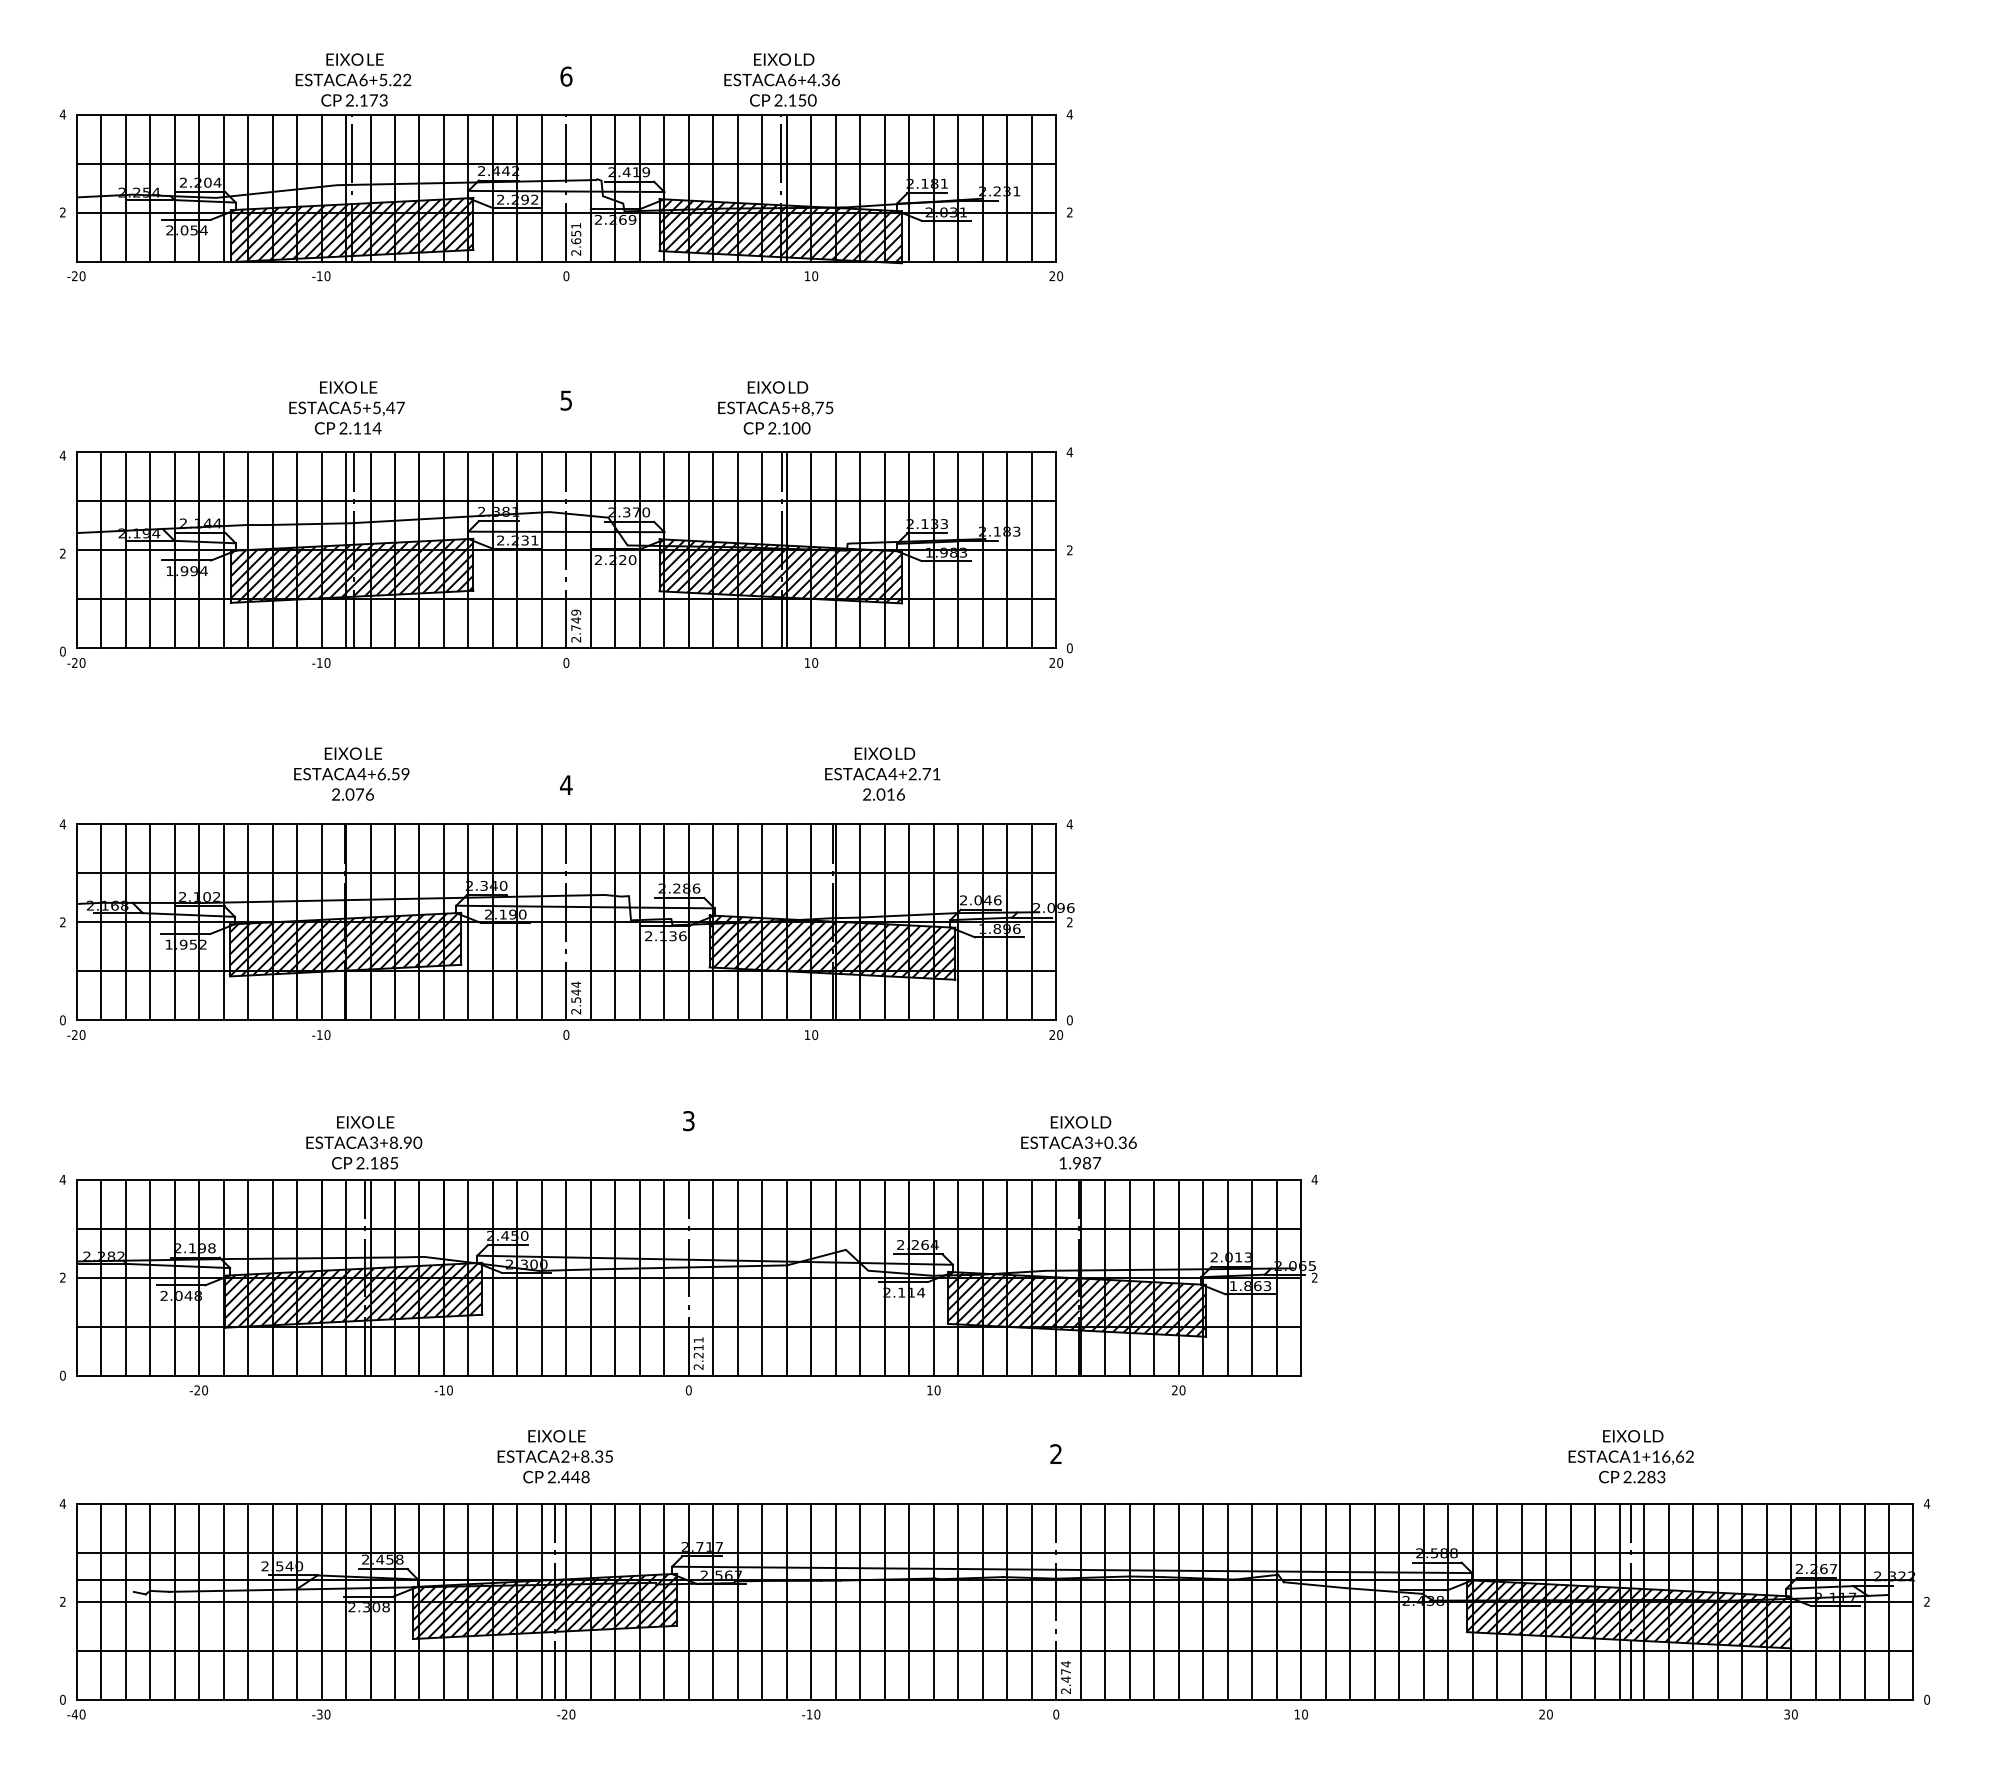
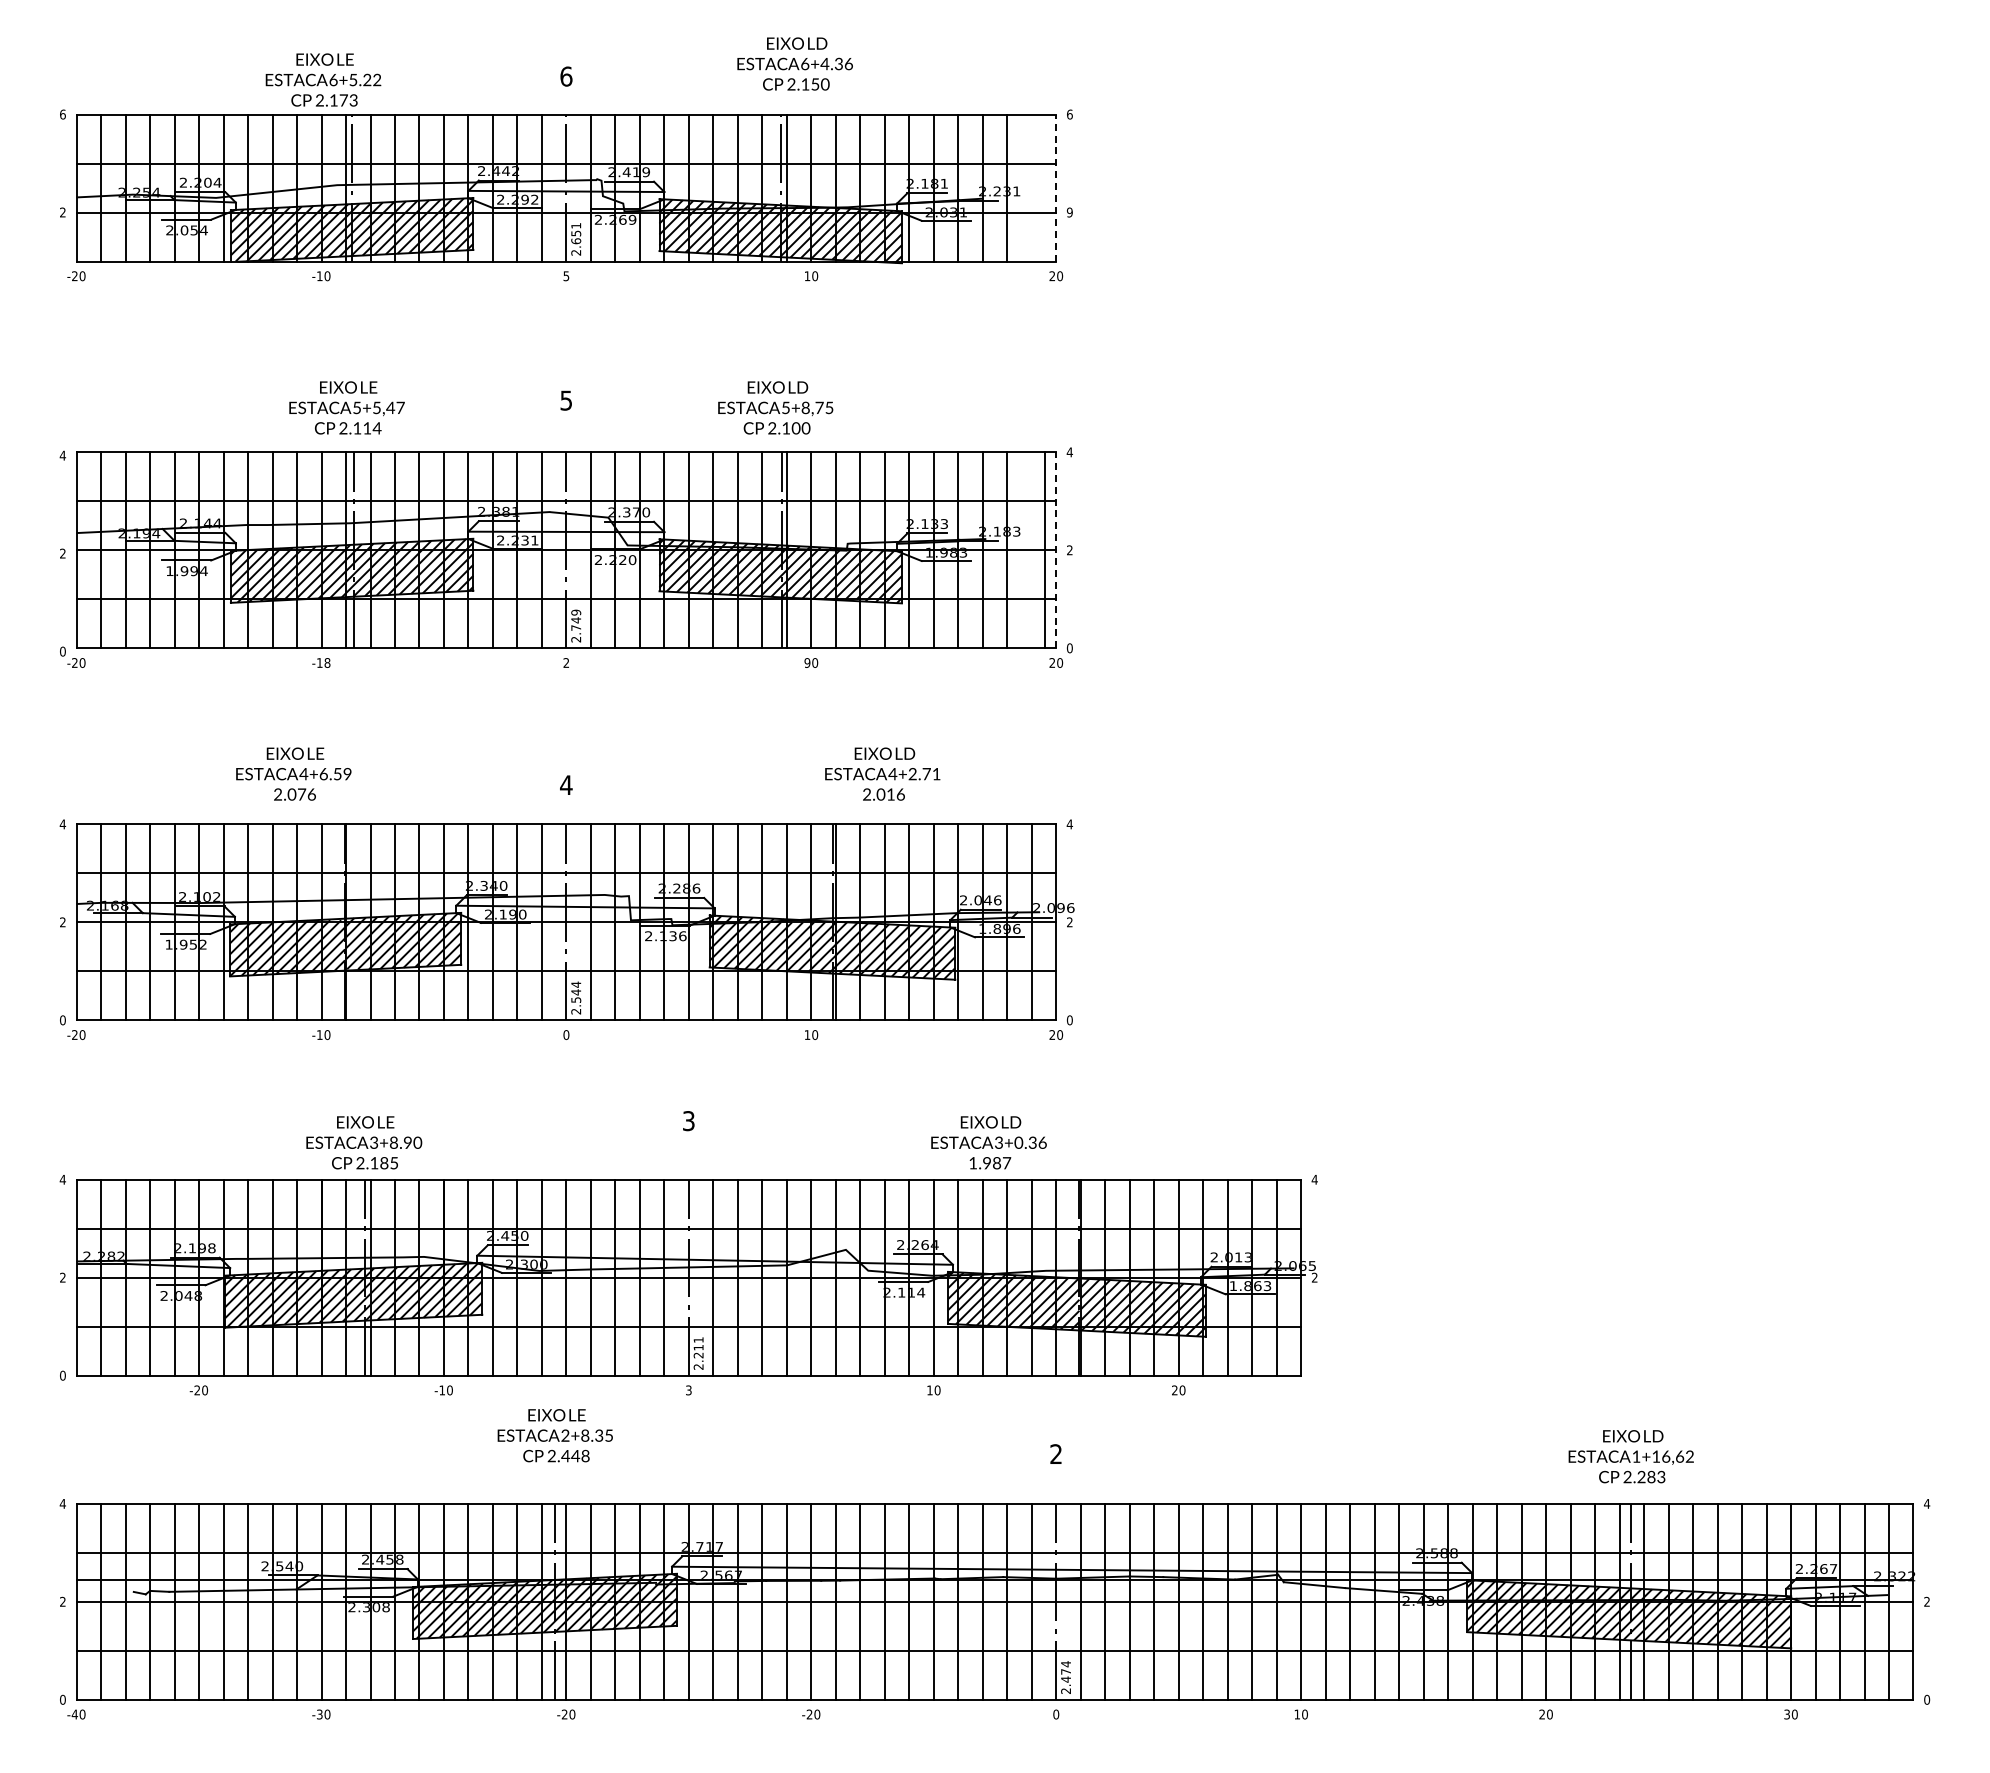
text position: (353, 79) -> (323, 79) (323, 79)
text position: (781, 79) -> (794, 63) (794, 63)
text: 4 -> 6 (62, 114)
text: 4 -> 6 (1069, 114)
line: present -> none (1031, 187)
line: solid -> dashed (1056, 187)
text: 2 -> 9 (1069, 212)
text: 0 -> 5 (566, 276)
line position: (1031, 550) -> (1044, 550) (1044, 550)
line: solid -> dashed (1056, 550)
text: -10 -> -18 (327, 662)
text: 0 -> 2 (566, 662)
text: 10 -> 90 (807, 662)
text position: (351, 773) -> (293, 773) (293, 773)
text position: (1078, 1142) -> (988, 1142) (988, 1142)
text: 0 -> 3 (688, 1390)
text position: (554, 1456) -> (554, 1435) (554, 1435)
text: -10 -> -20 (809, 1714)
